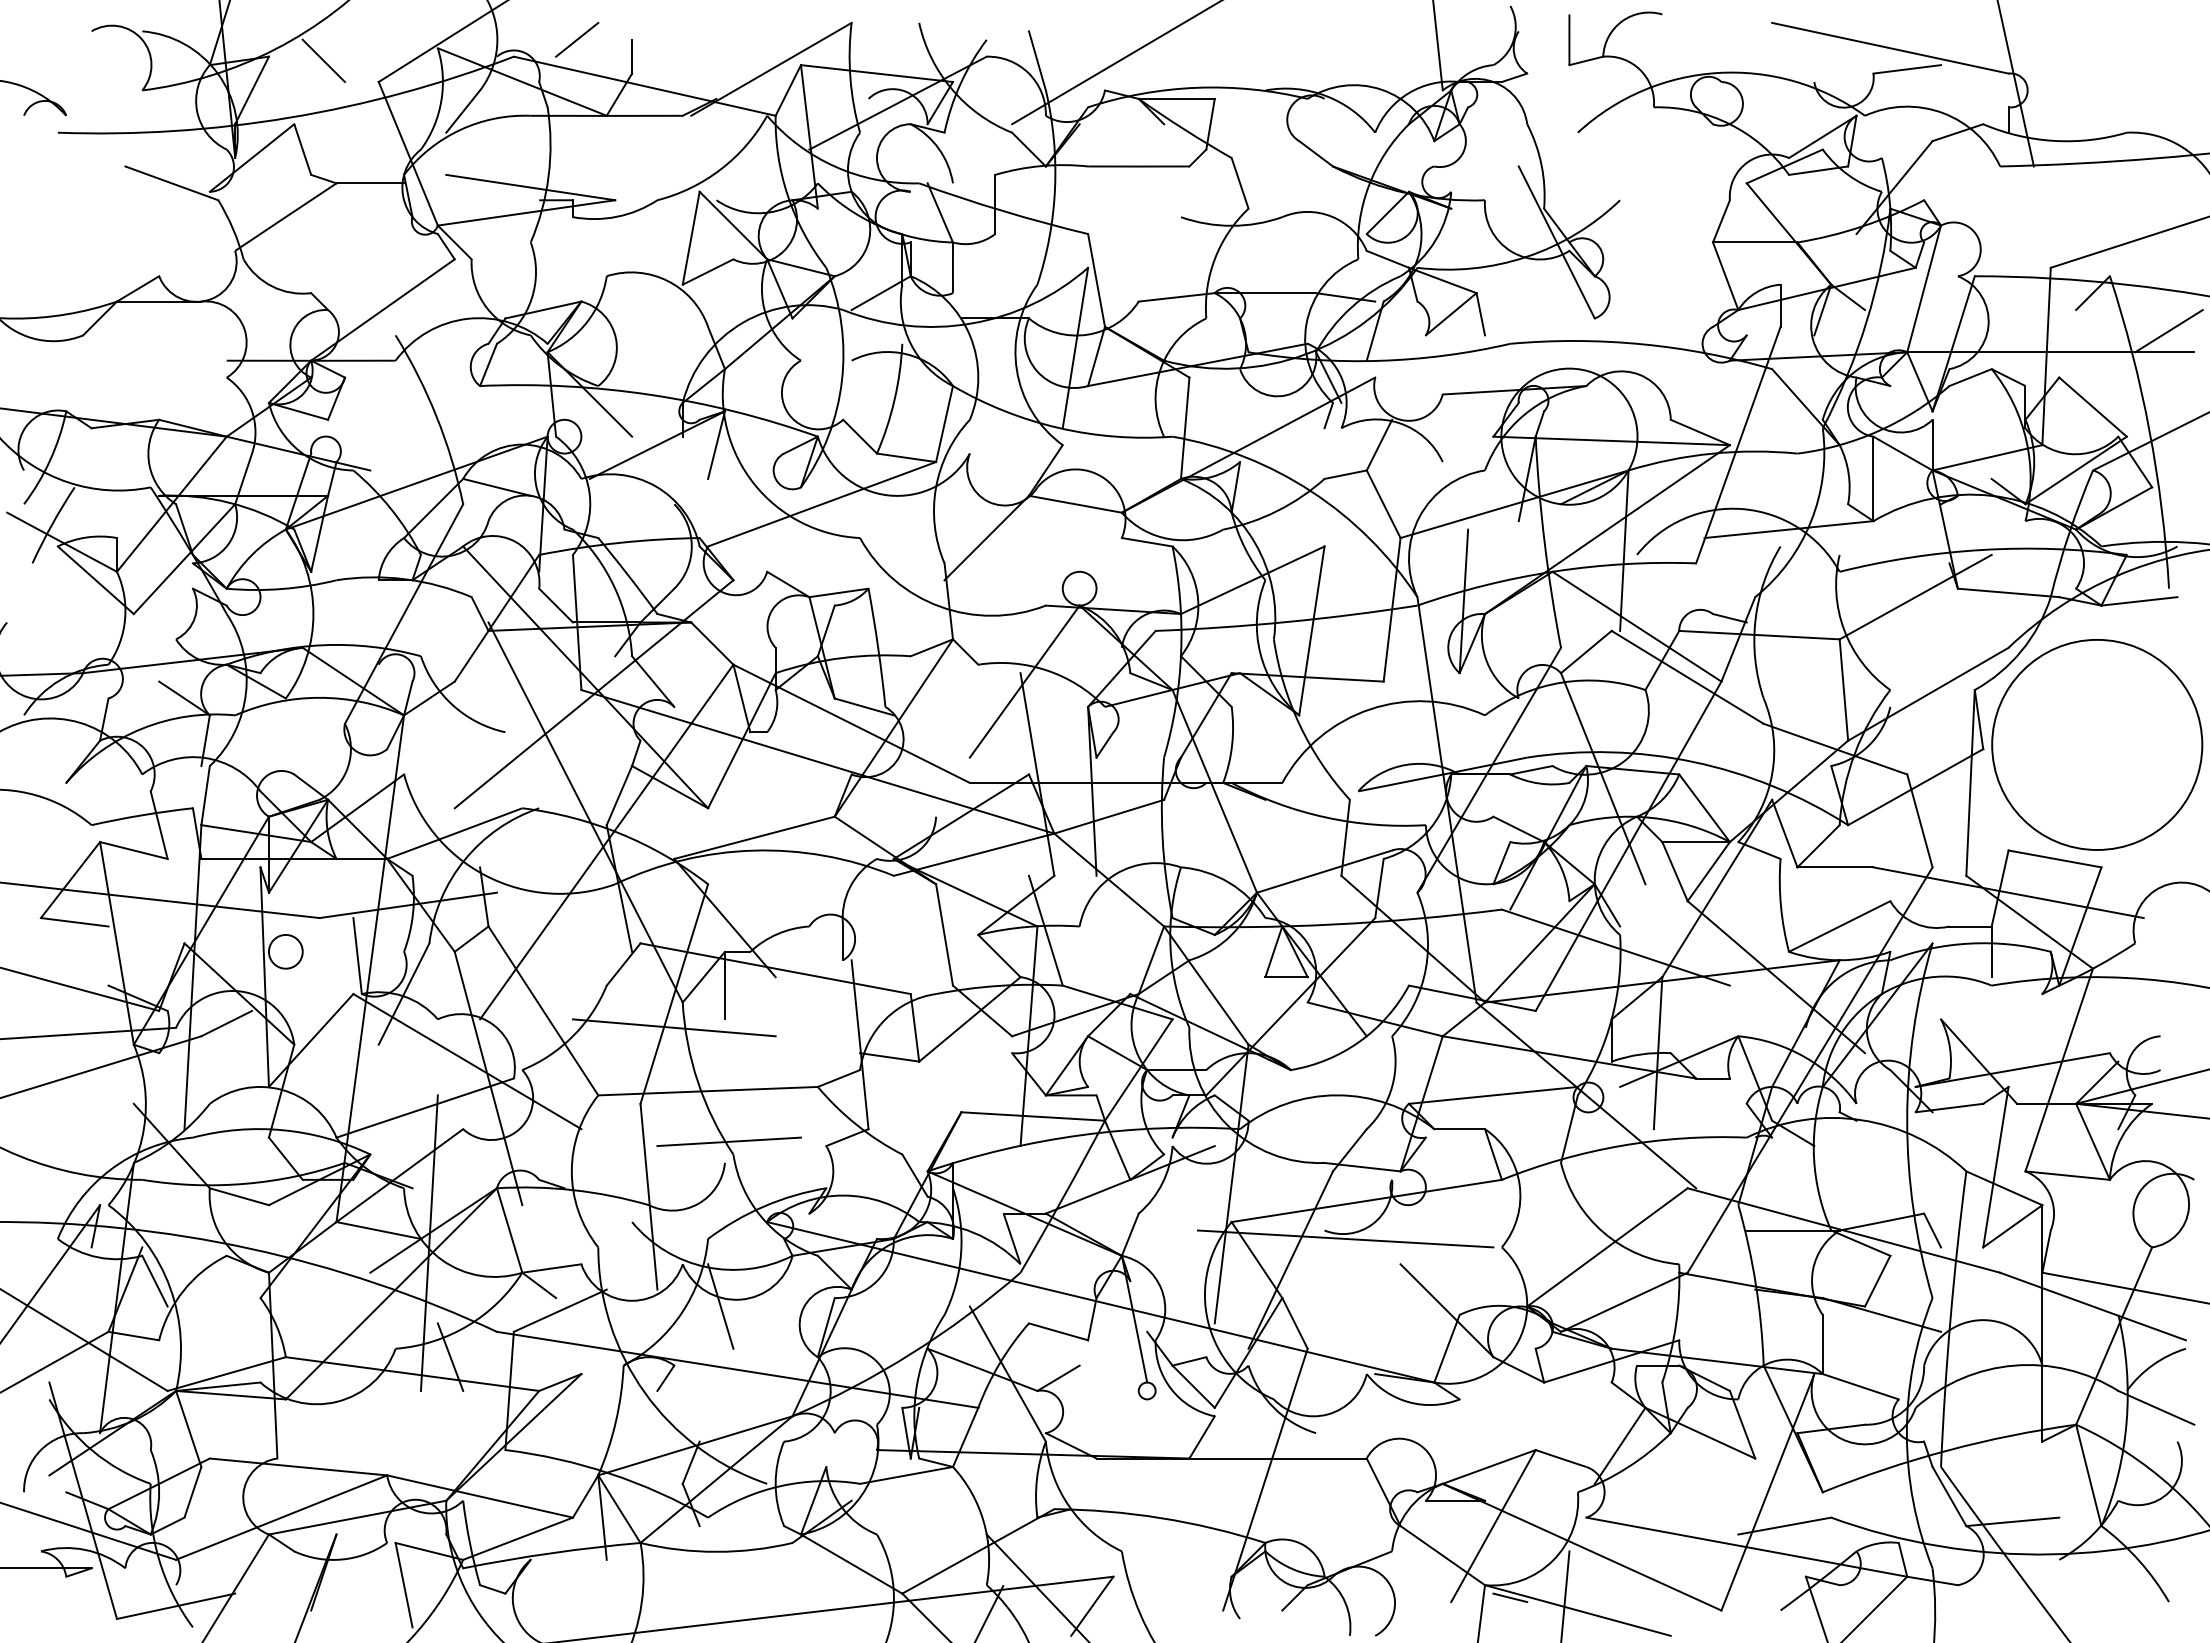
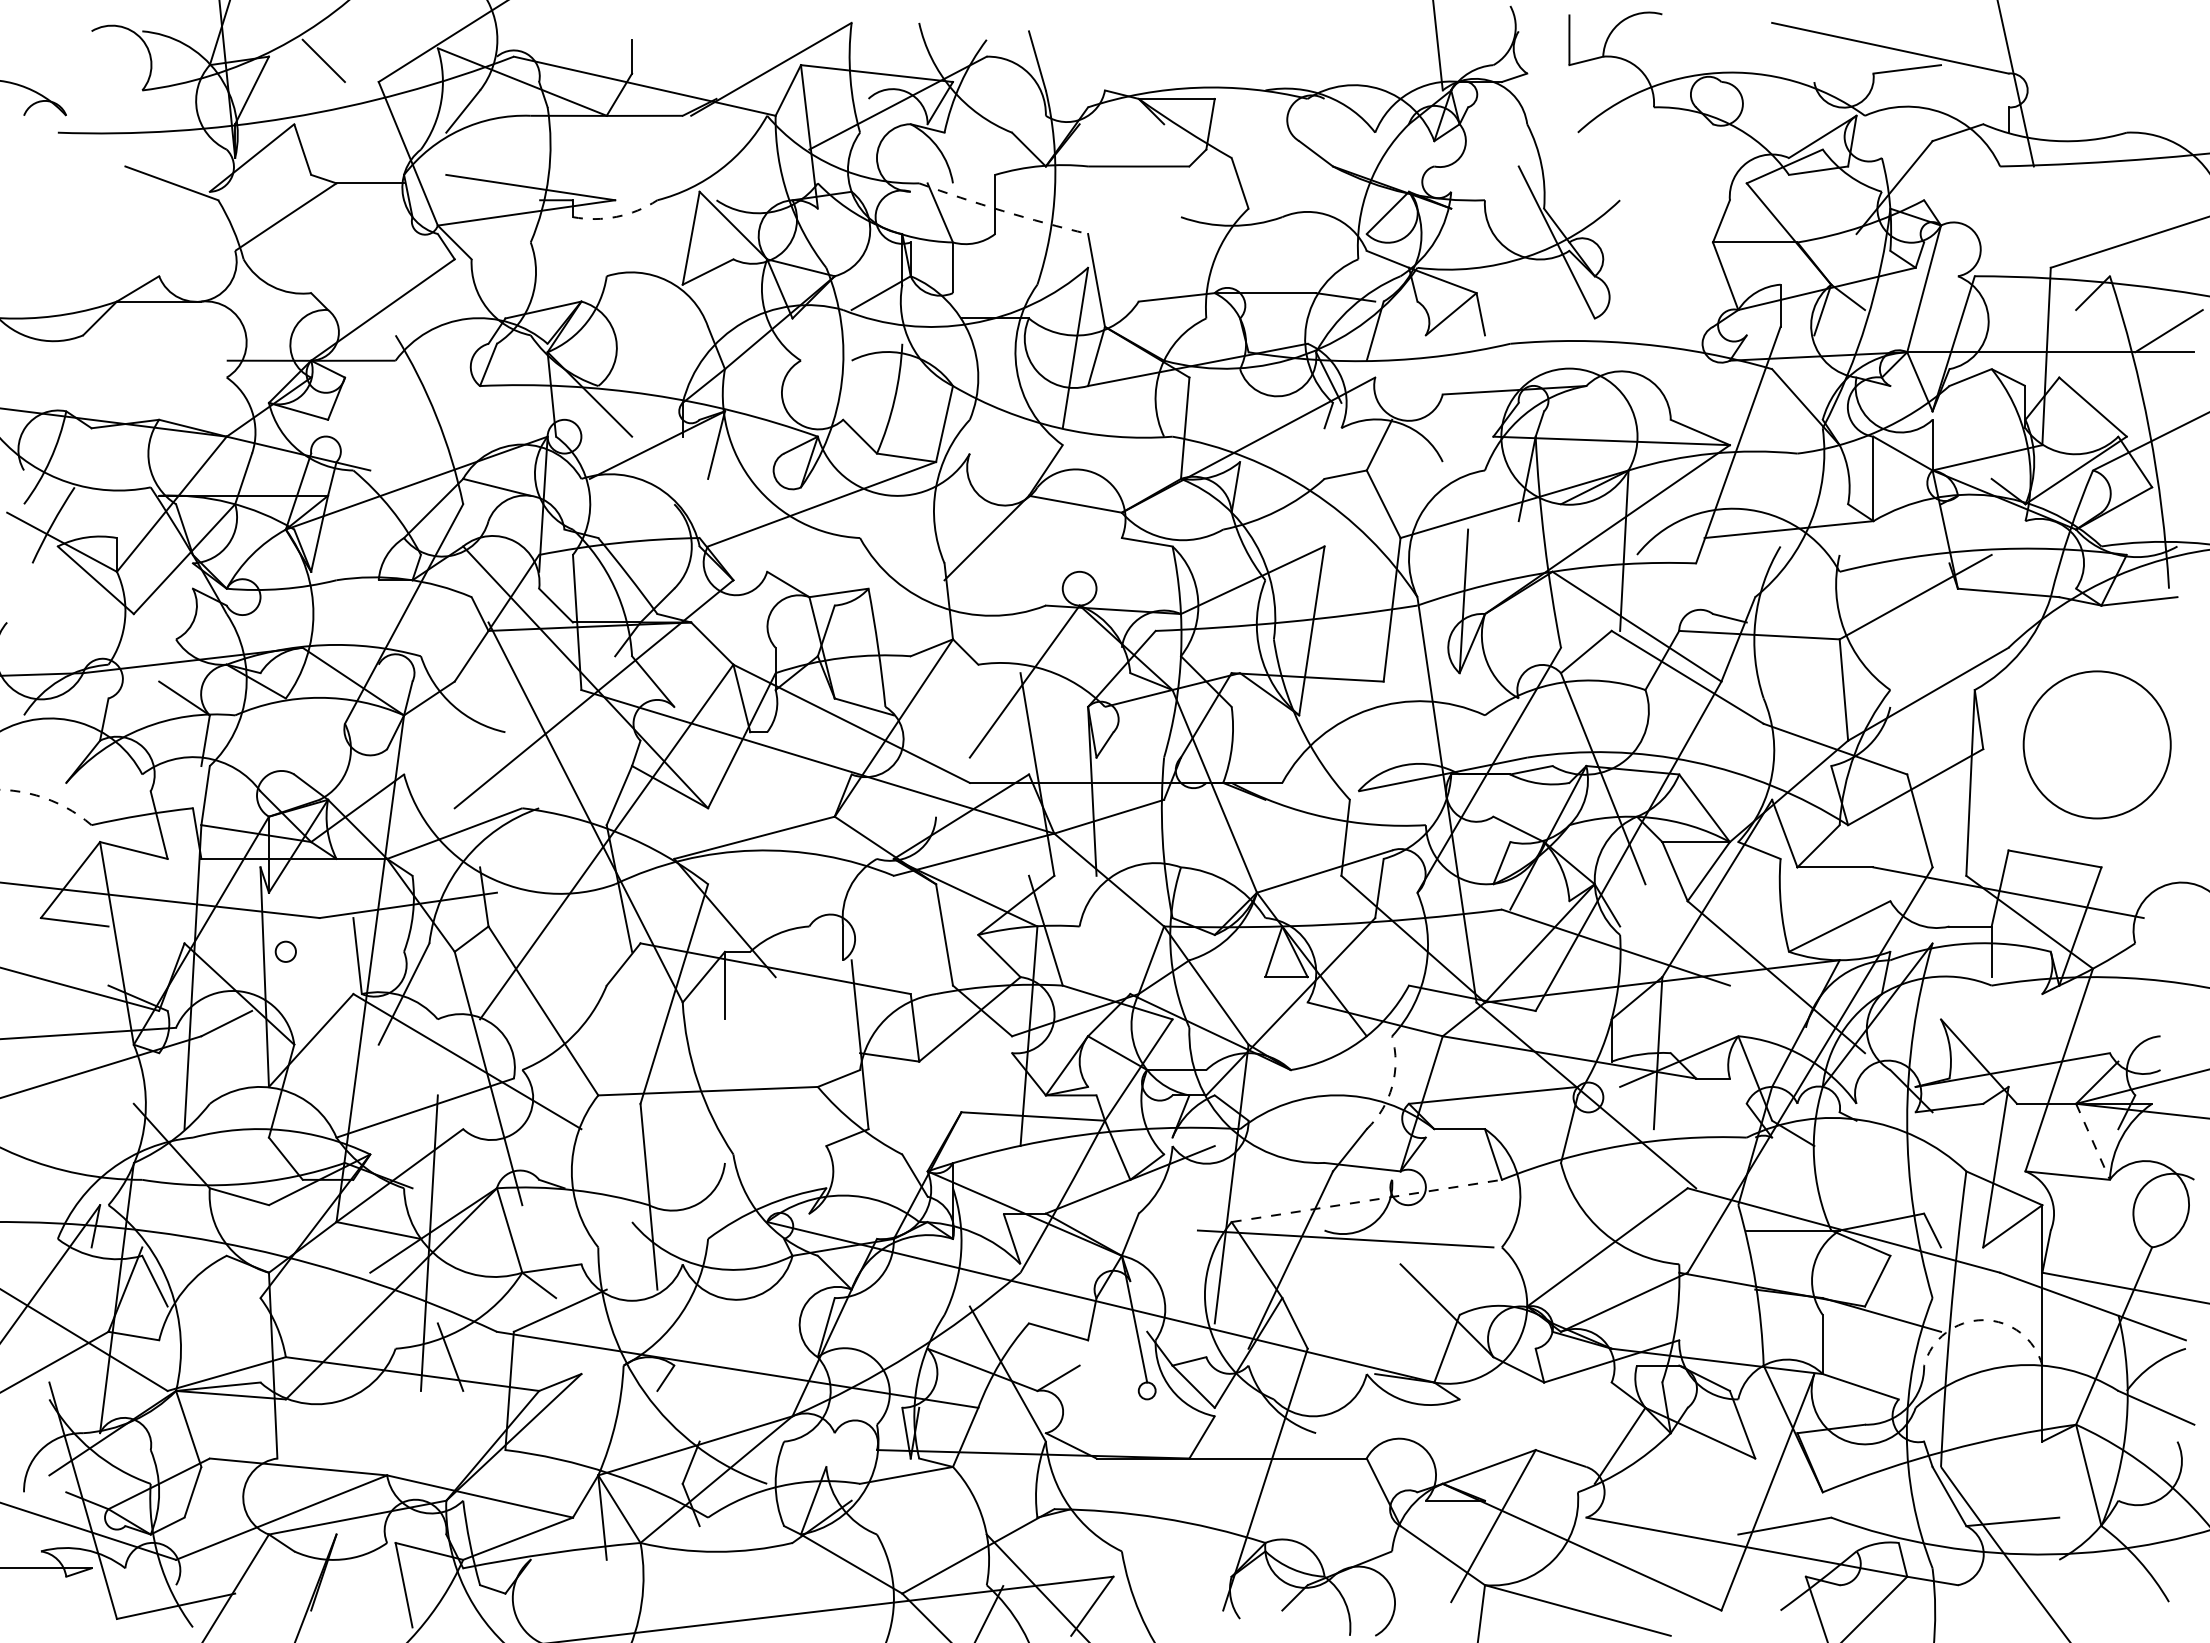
line: present -> none (577, 39)
line: present -> none (1115, 63)
arc: solid -> dashed (1002, 211)
arc: solid -> dashed (616, 216)
circle diameter: 210 px -> 147 px (2096, 744)
arc: solid -> dashed (49, 799)
circle diameter: 34 px -> 20 px (285, 951)
line: present -> none (673, 1027)
arc: solid -> dashed (1392, 1086)
line: present -> none (728, 1141)
line: solid -> dashed (2093, 1141)
line: solid -> dashed (1366, 1200)
line: present -> none (720, 1306)
arc: solid -> dashed (1983, 1320)
line: present -> none (1565, 1595)
line: present -> none (1510, 1597)
